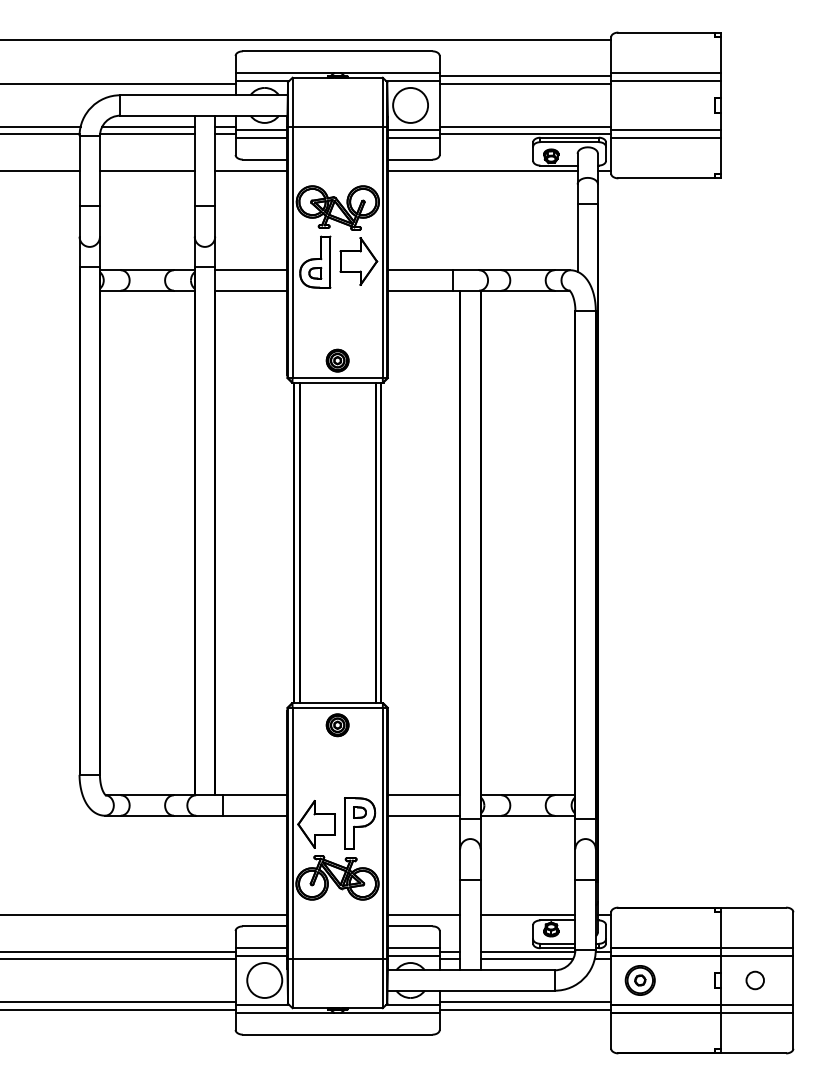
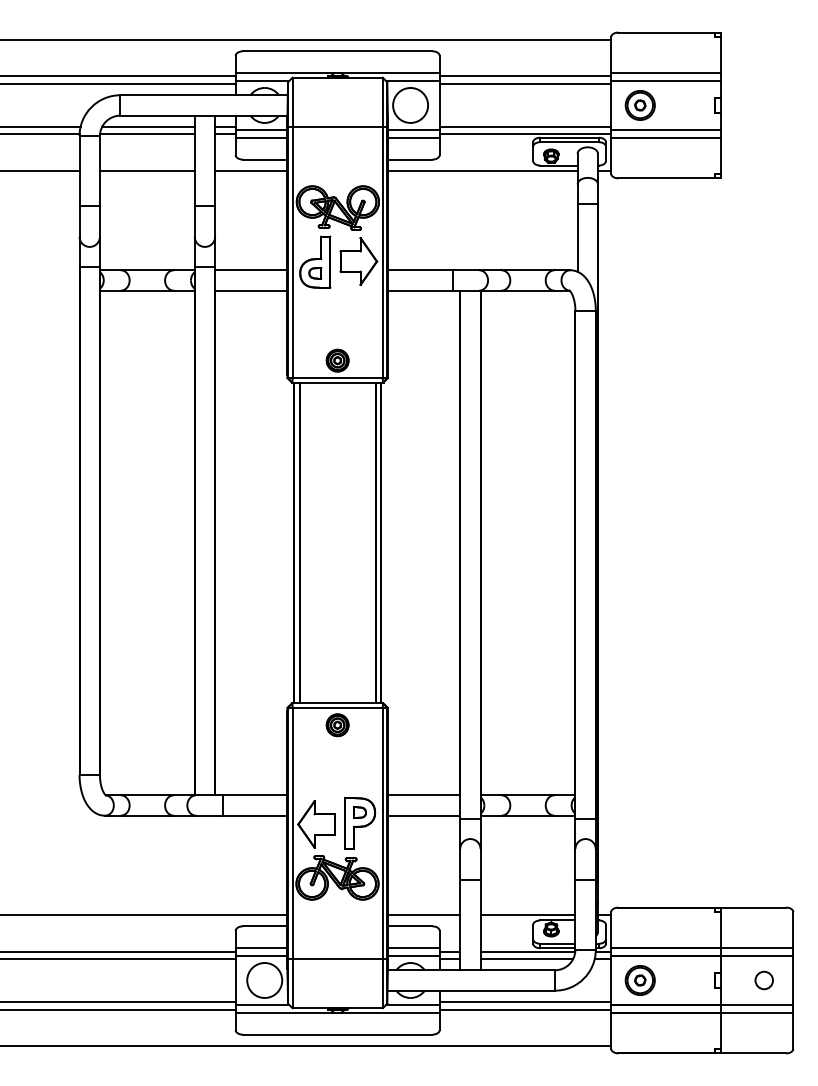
line: none -> present (118, 76)
part: none -> present (639, 105)
circle position: (754, 980) -> (763, 980) (763, 980)
line: none -> present (306, 1046)
